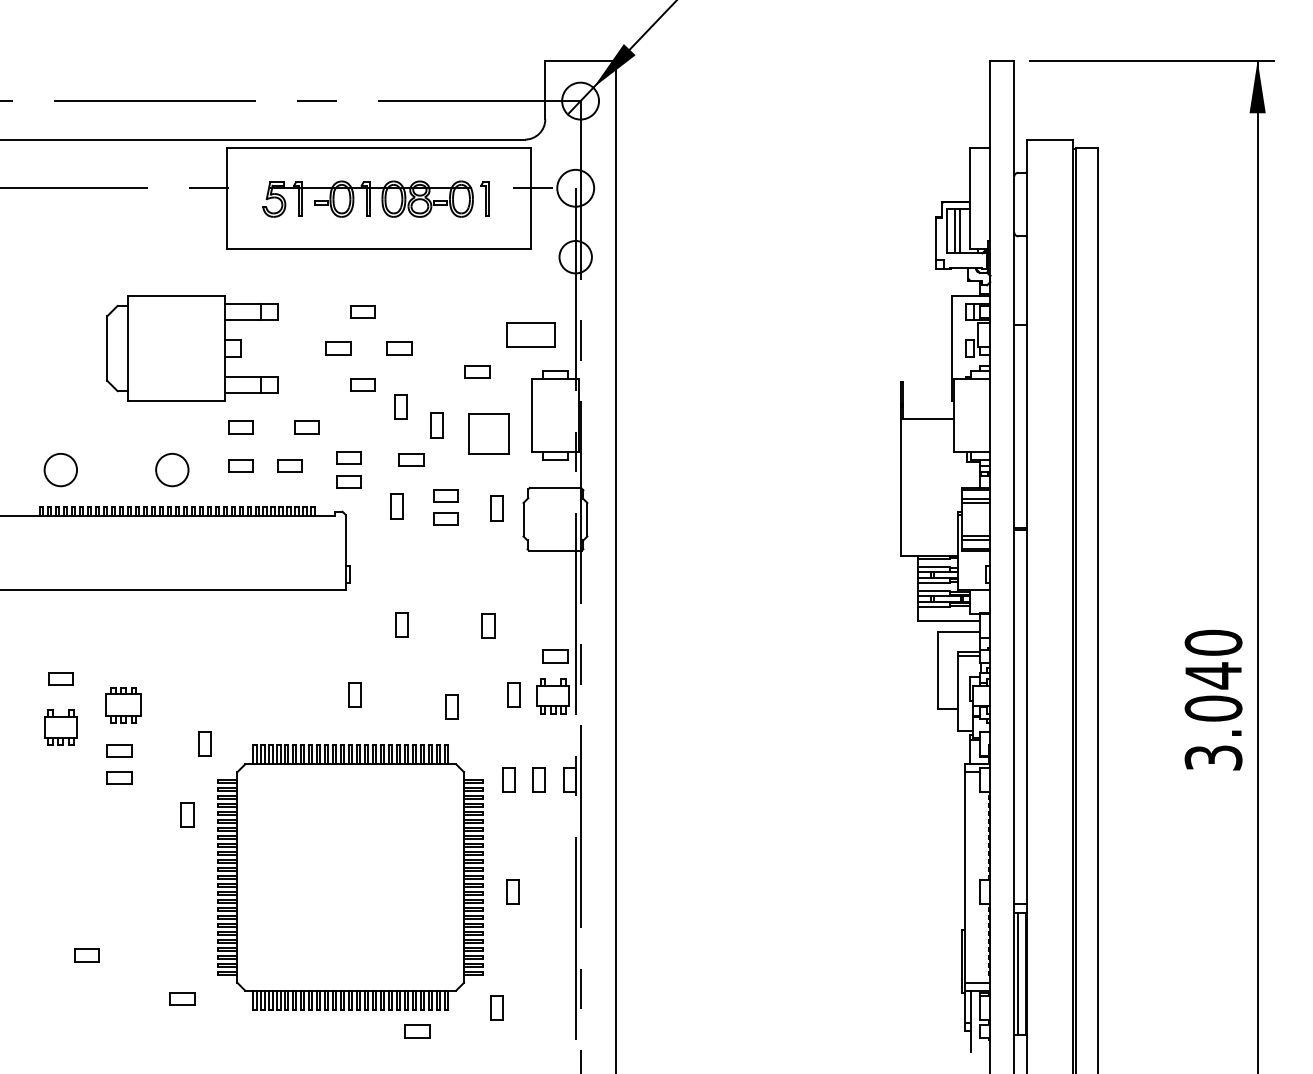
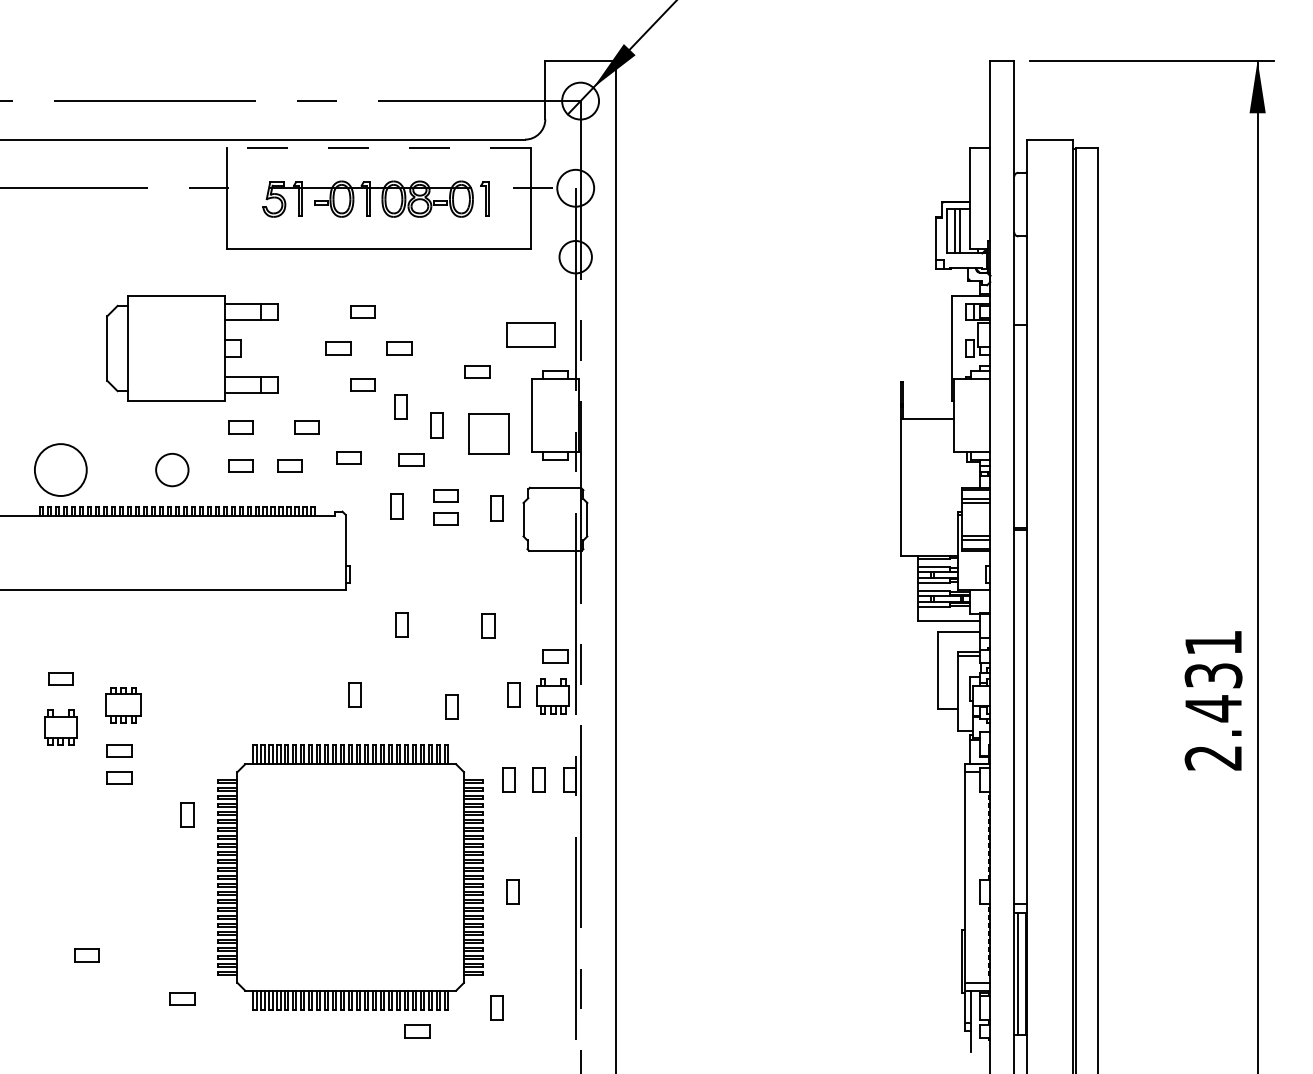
line: solid -> dashed (378, 147)
circle diameter: 32 px -> 52 px (60, 470)
part: present -> none (348, 481)
text: 3.040 -> 2.431 (1213, 699)
part: present -> none (204, 743)
